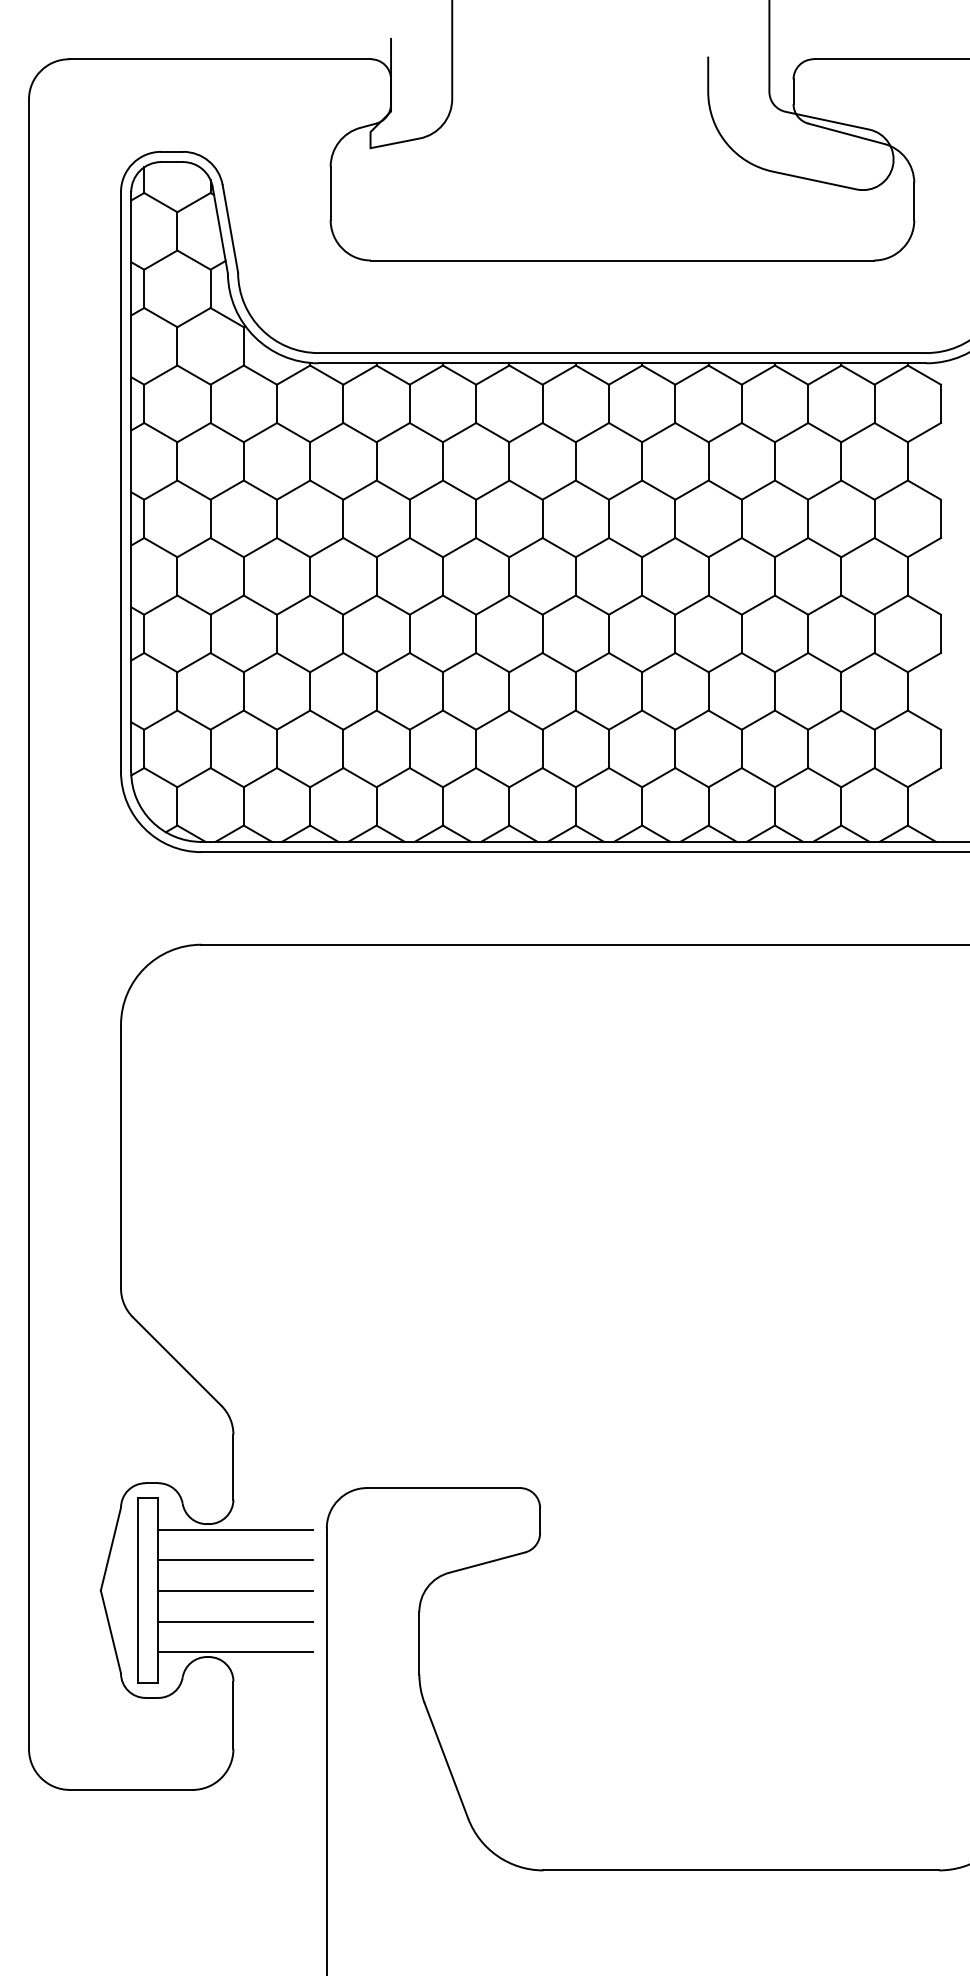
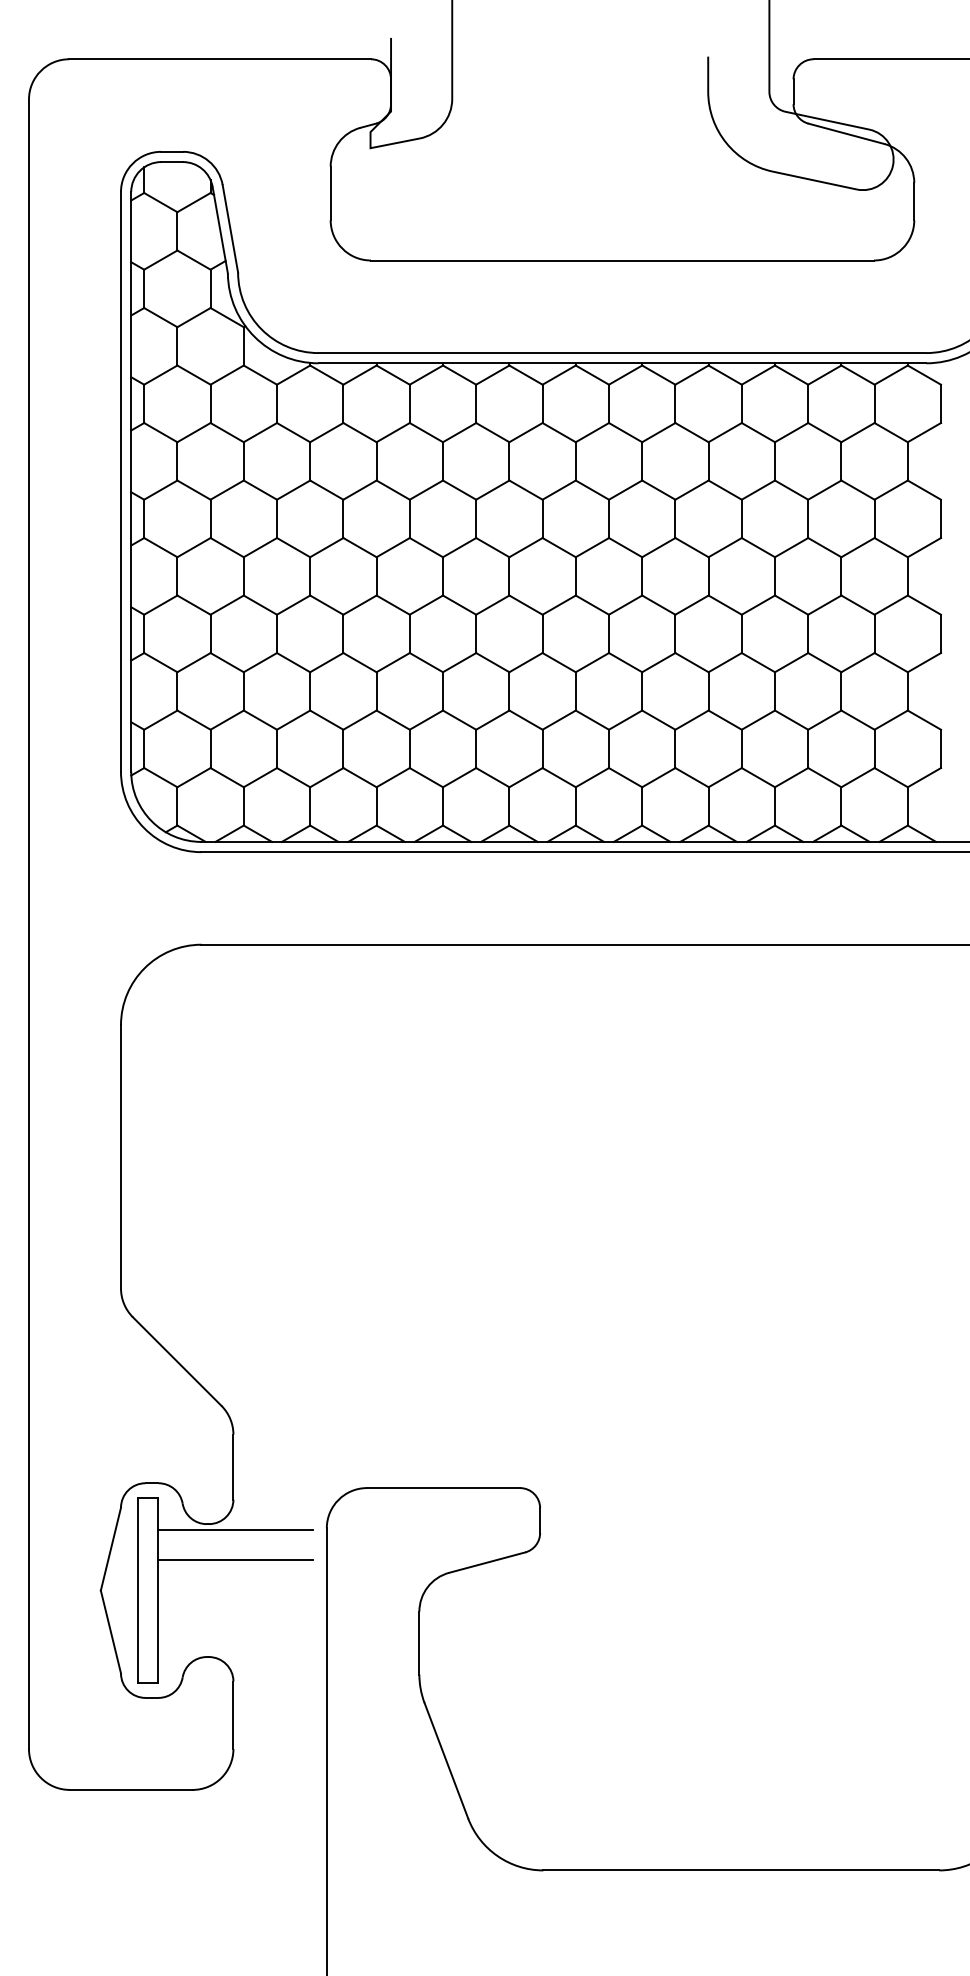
line: present -> none (235, 1590)
line: present -> none (235, 1621)
line: present -> none (235, 1652)
